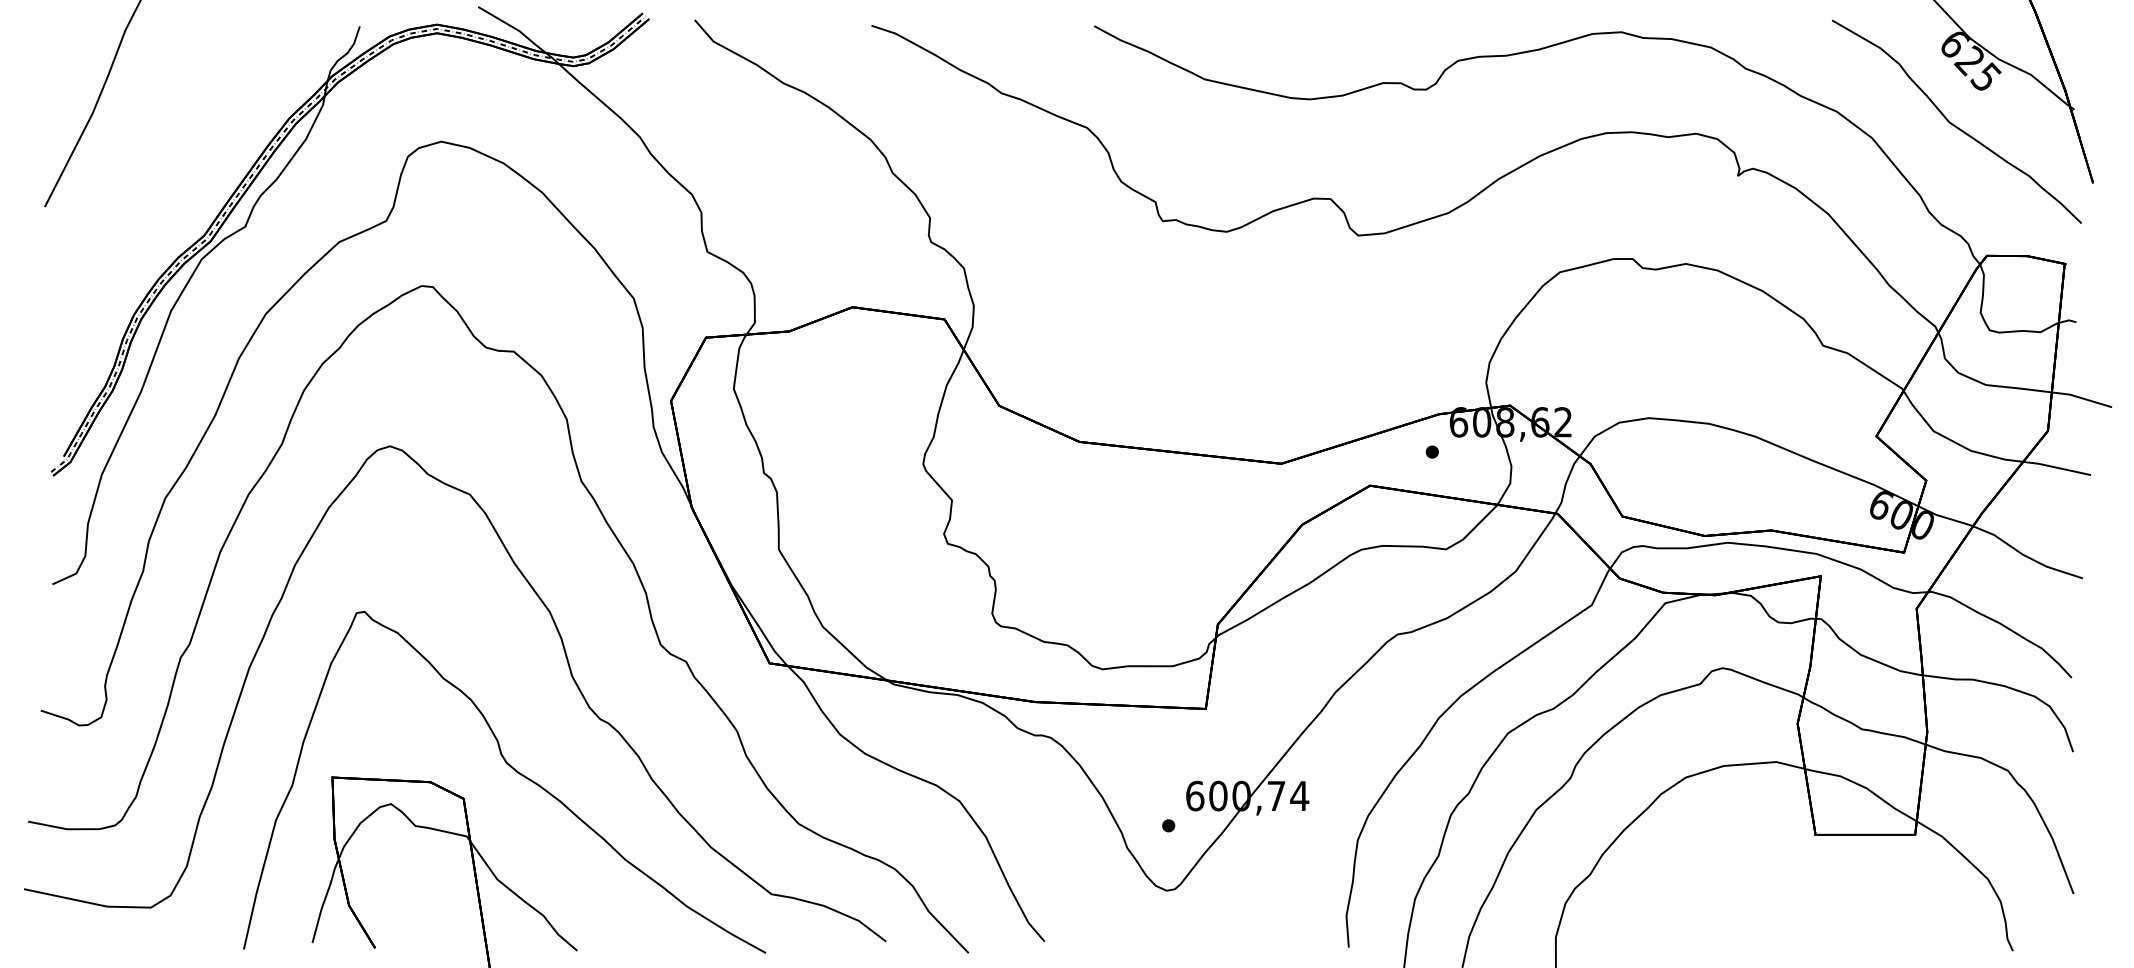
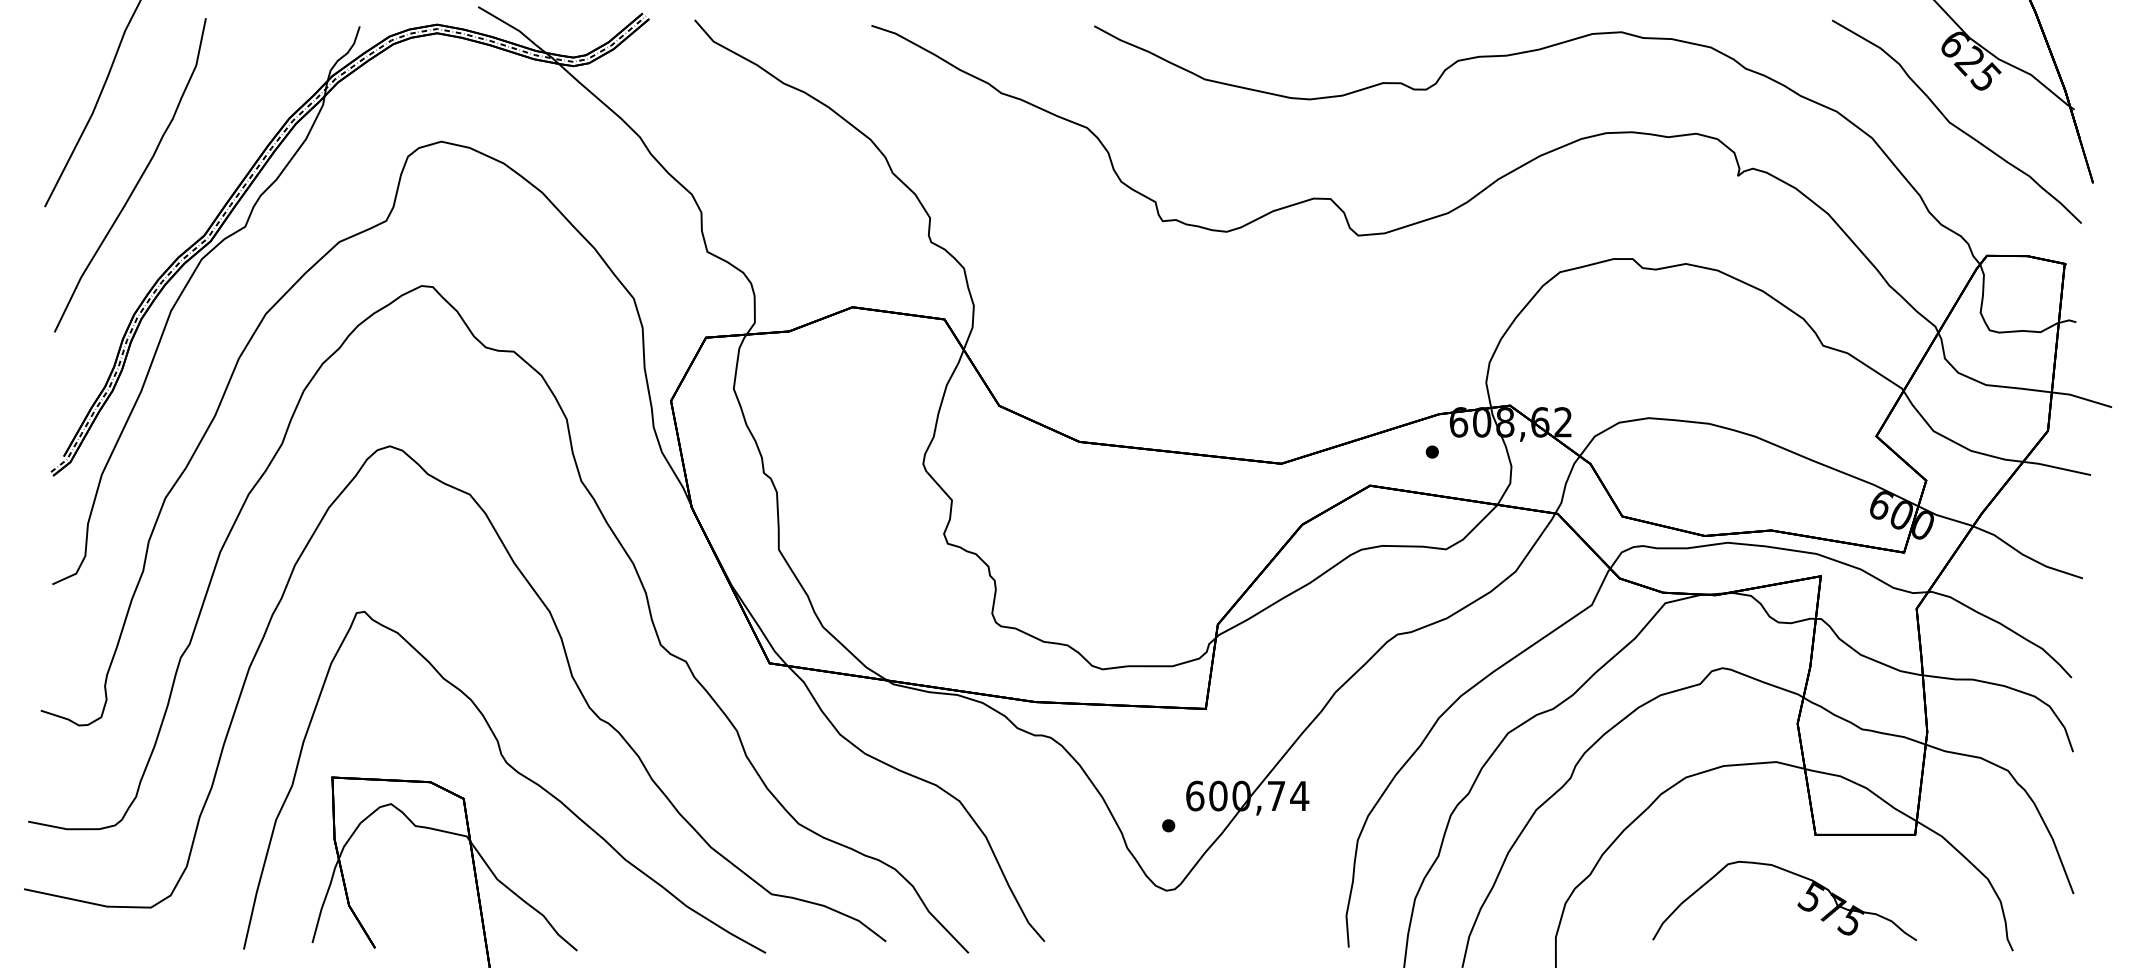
curve: none -> present (138, 179)
part: none -> present (1797, 904)
